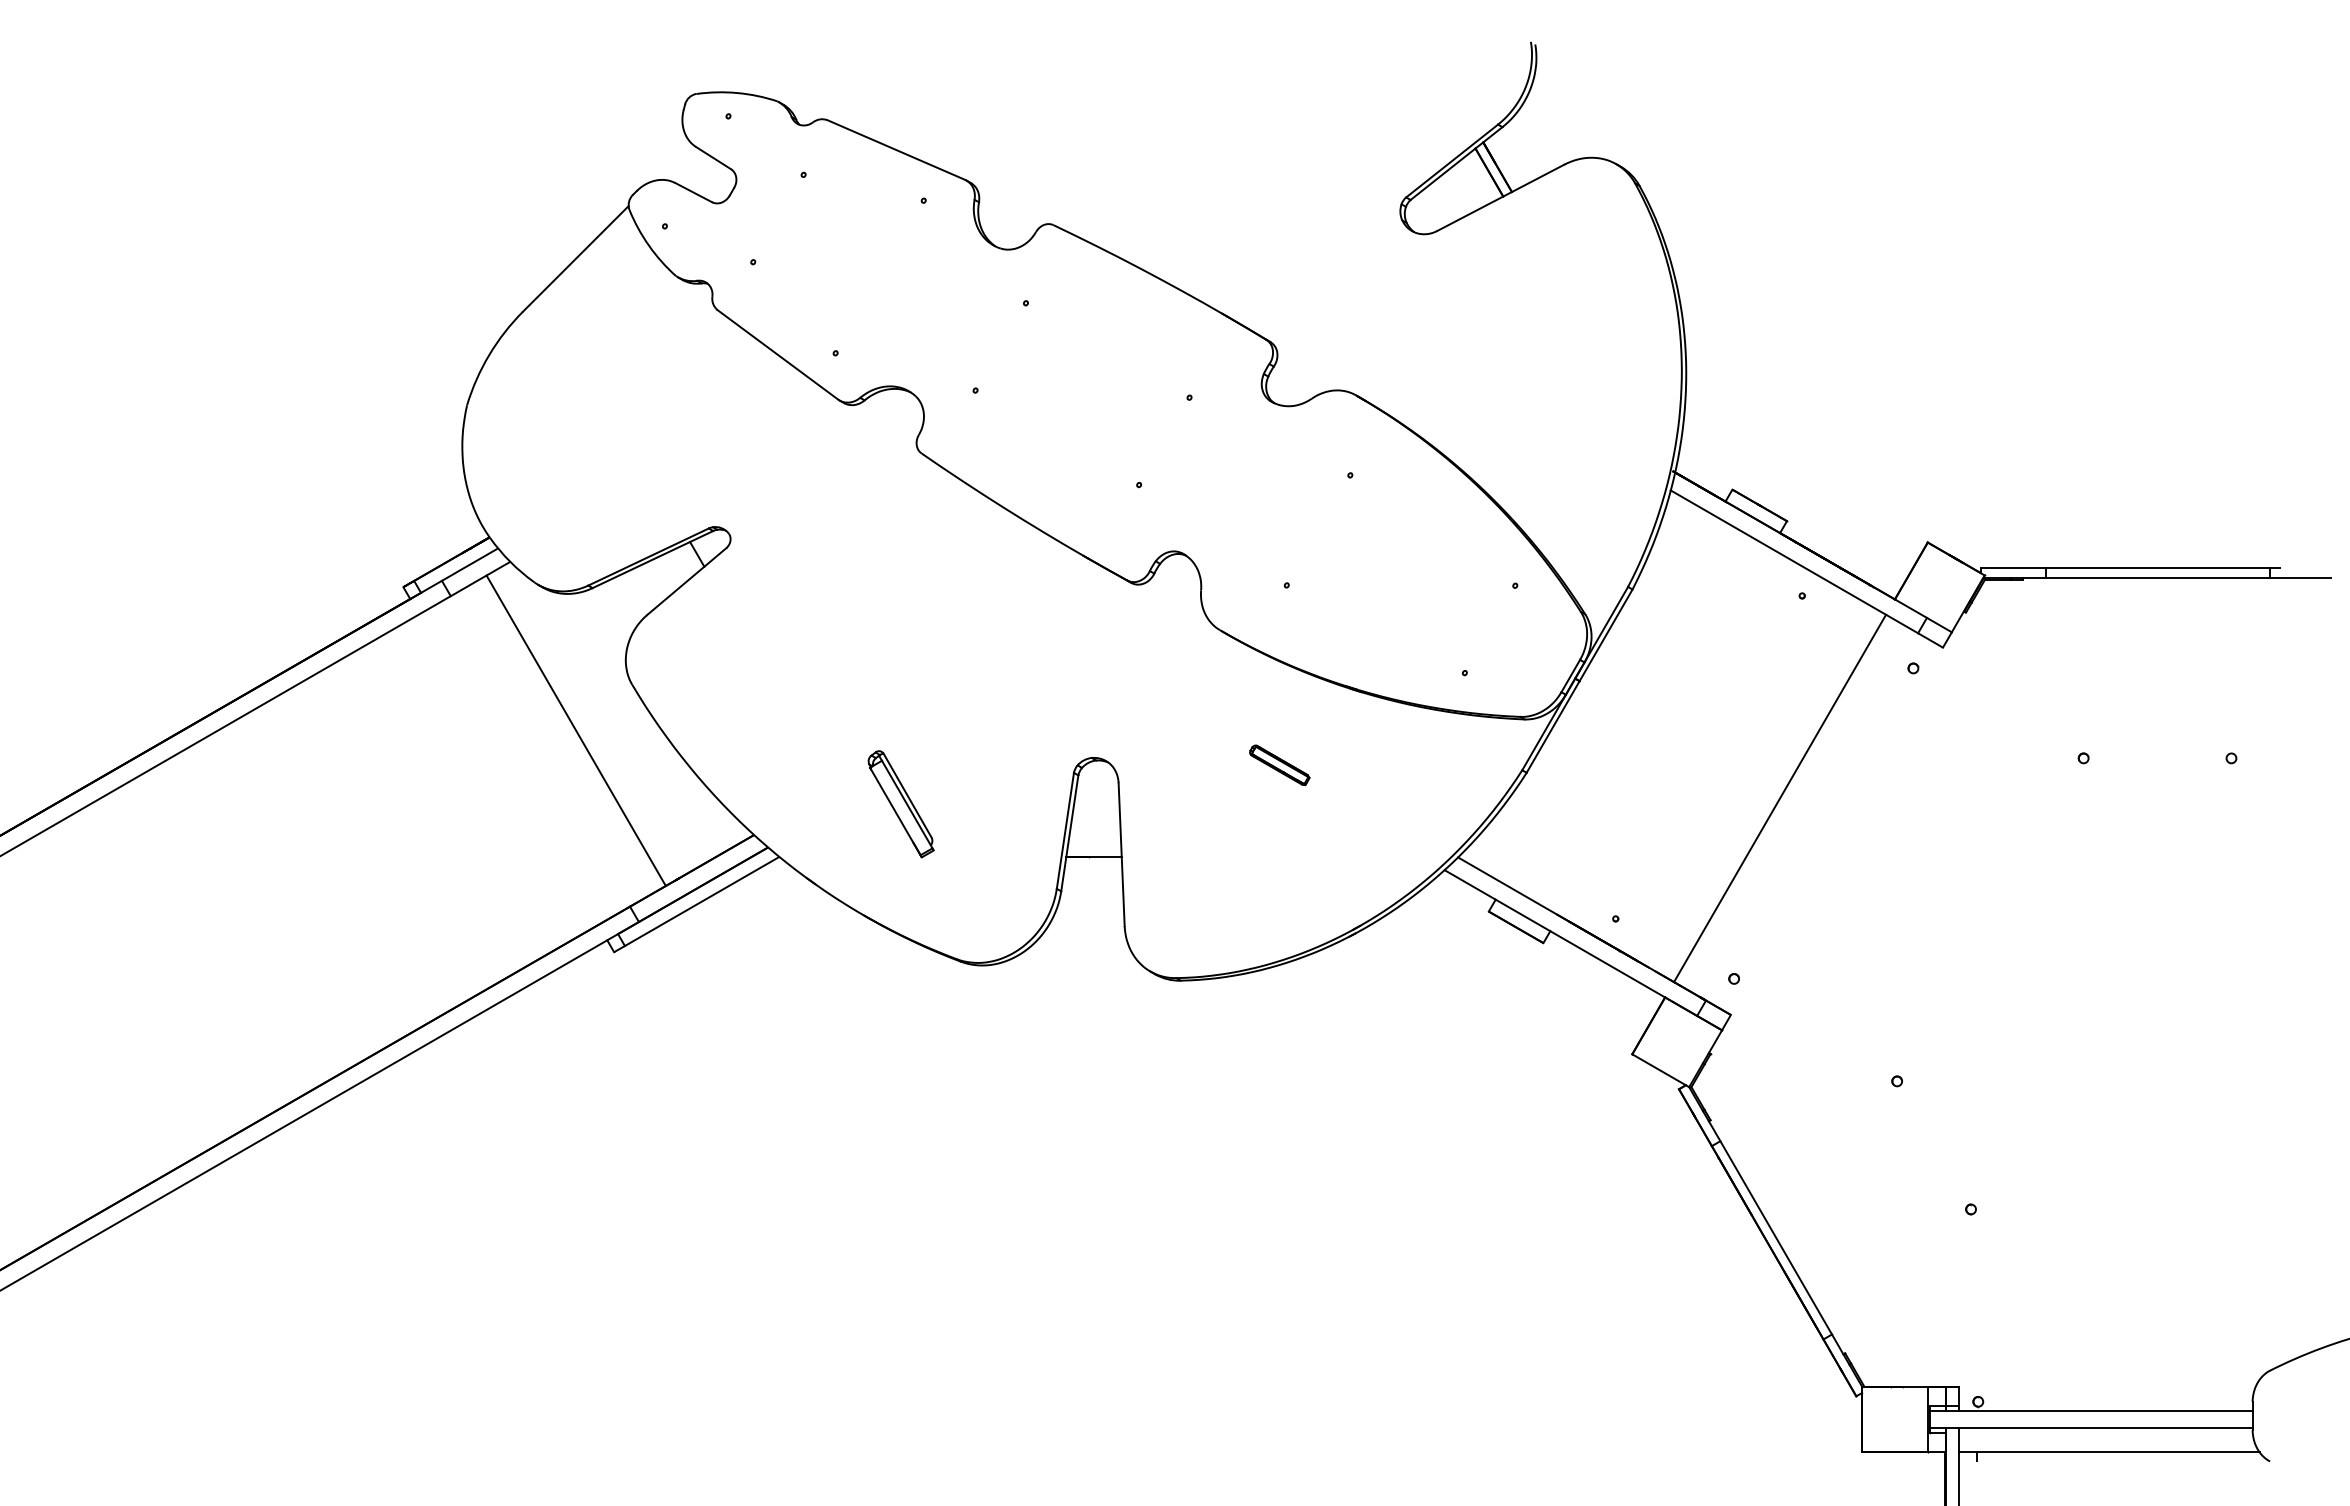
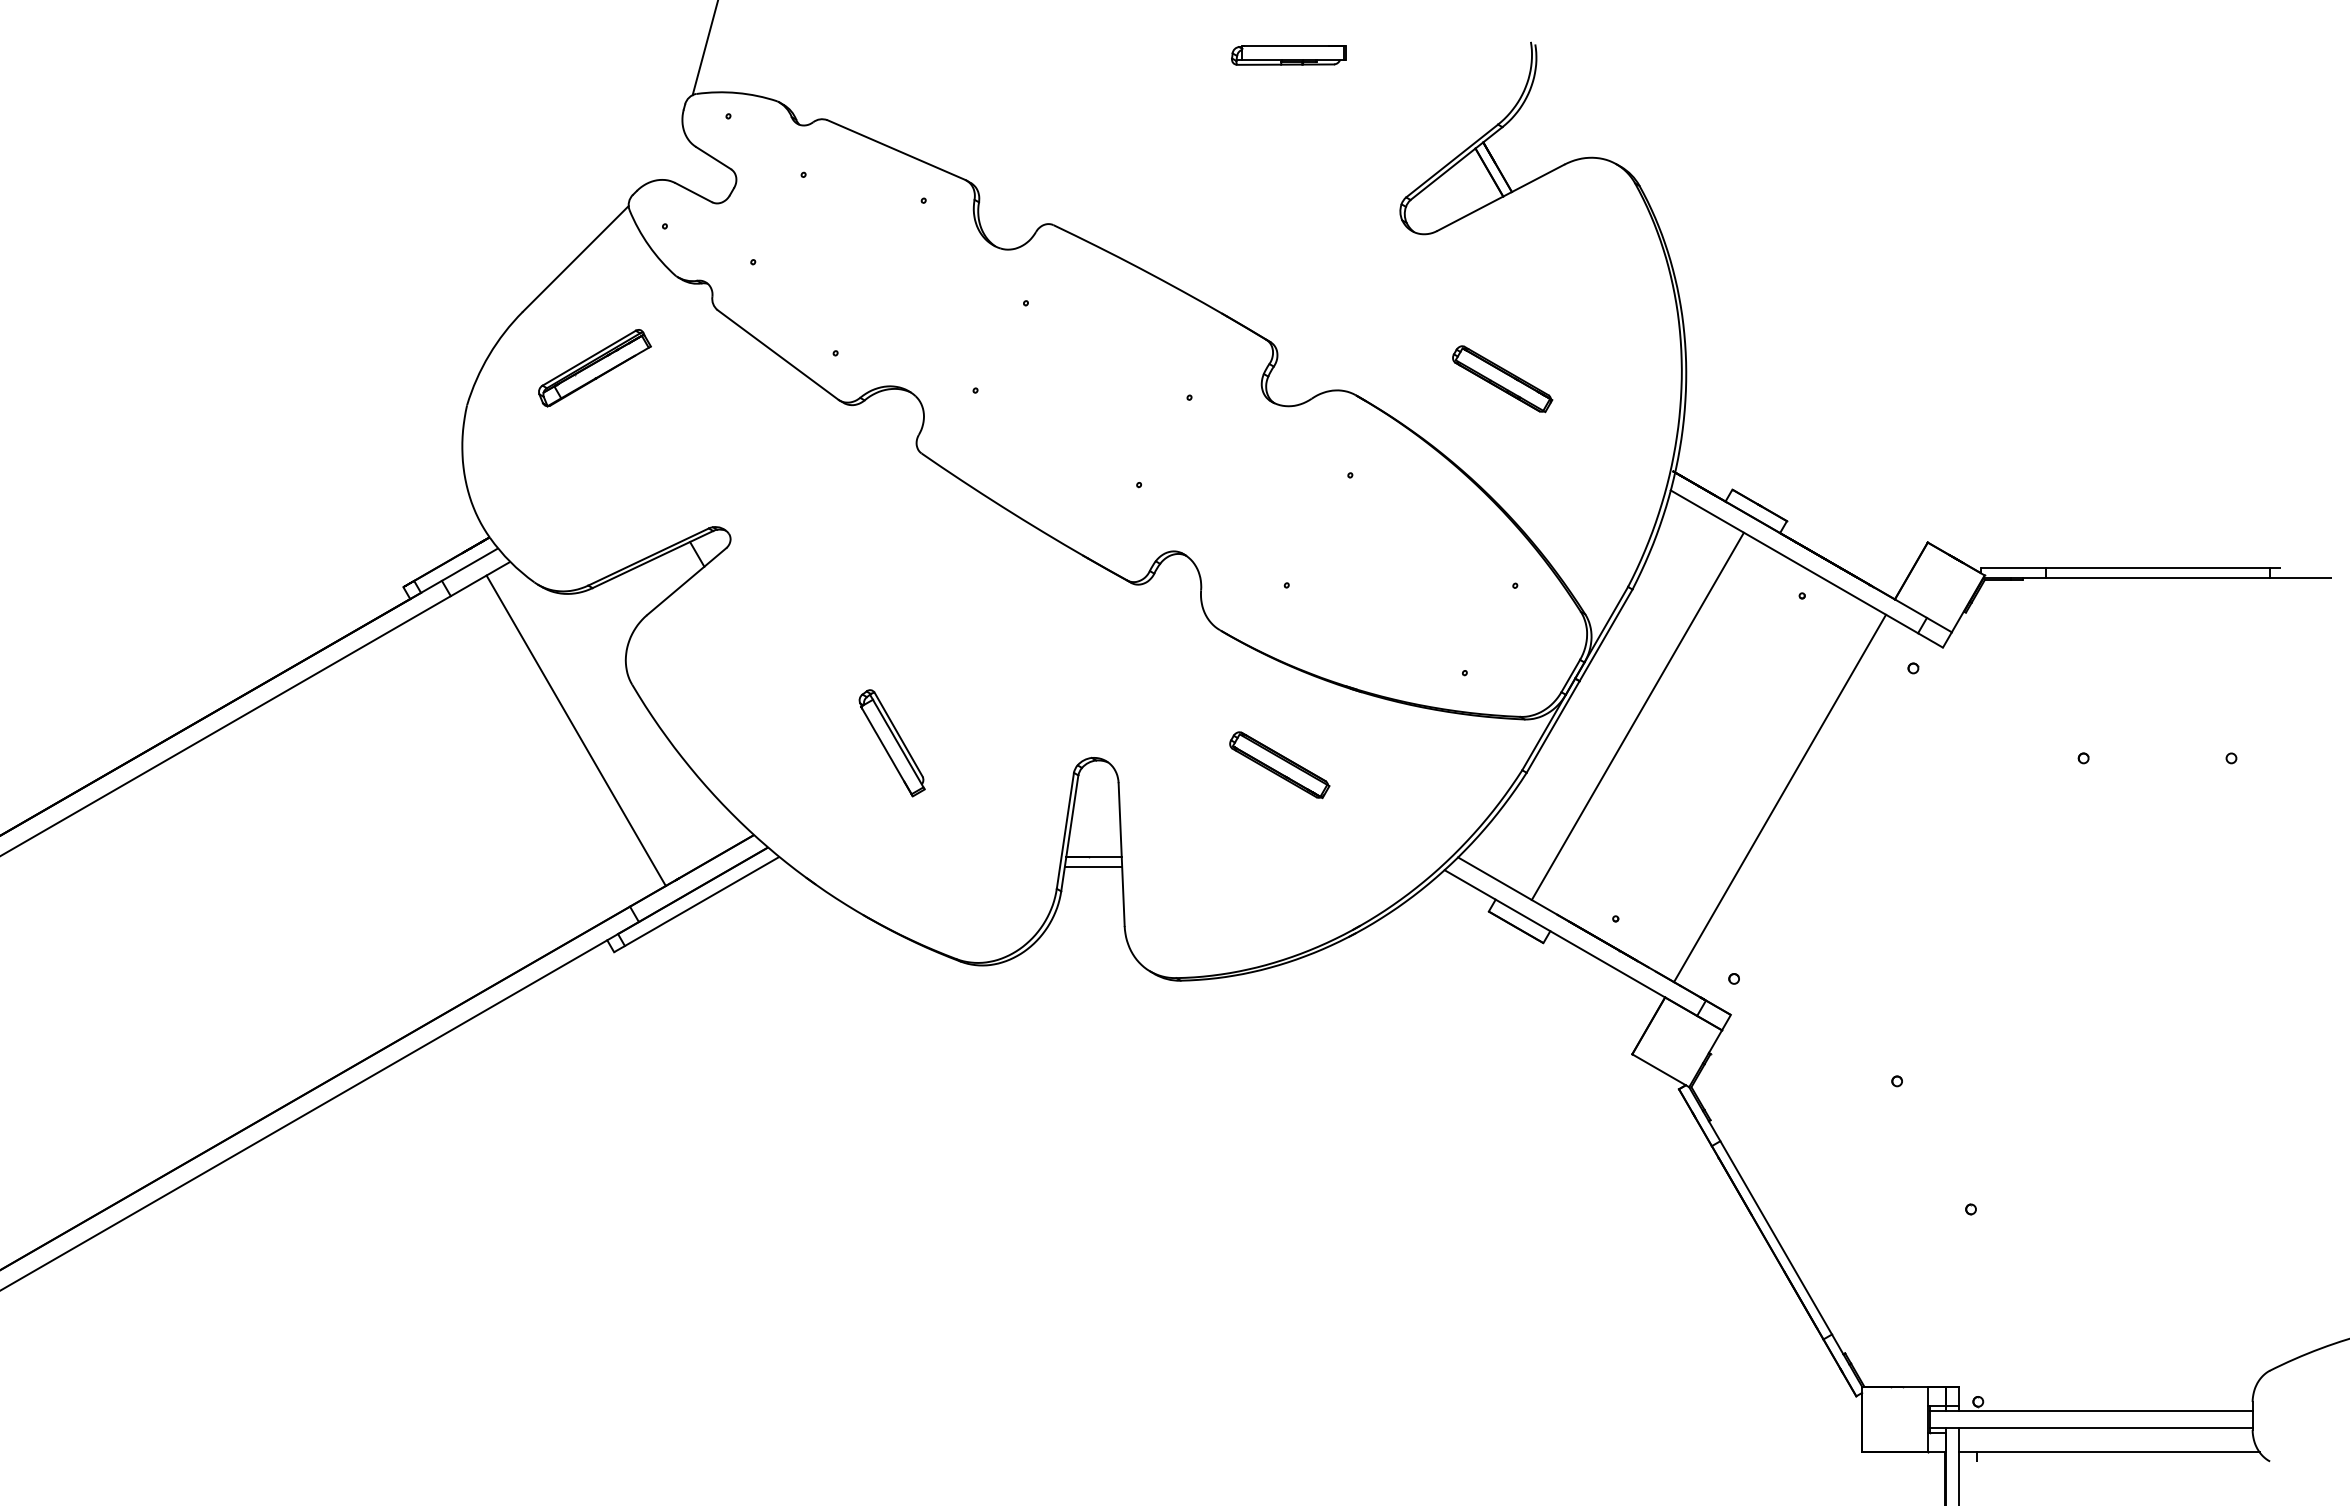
line: none -> present (704, 48)
part: none -> present (1288, 55)
part: none -> present (594, 368)
part: none -> present (1502, 379)
line: none -> present (1637, 716)
part size: 62x43 px -> 102x69 px (1279, 765)
part position: (900, 804) -> (891, 743) (891, 743)
line: none -> present (1093, 867)
